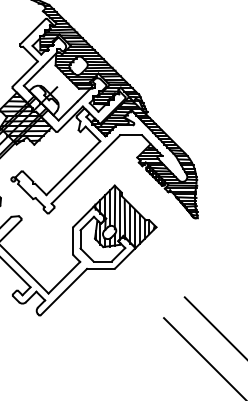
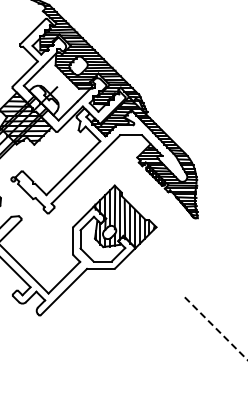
line: solid -> dashed (216, 329)
line: present -> none (203, 357)
